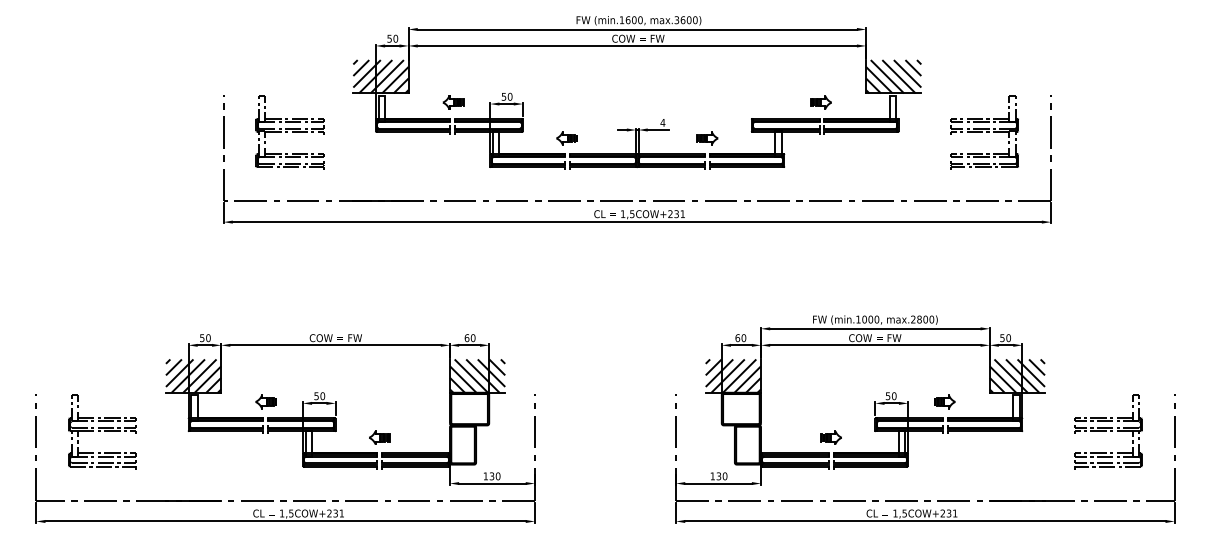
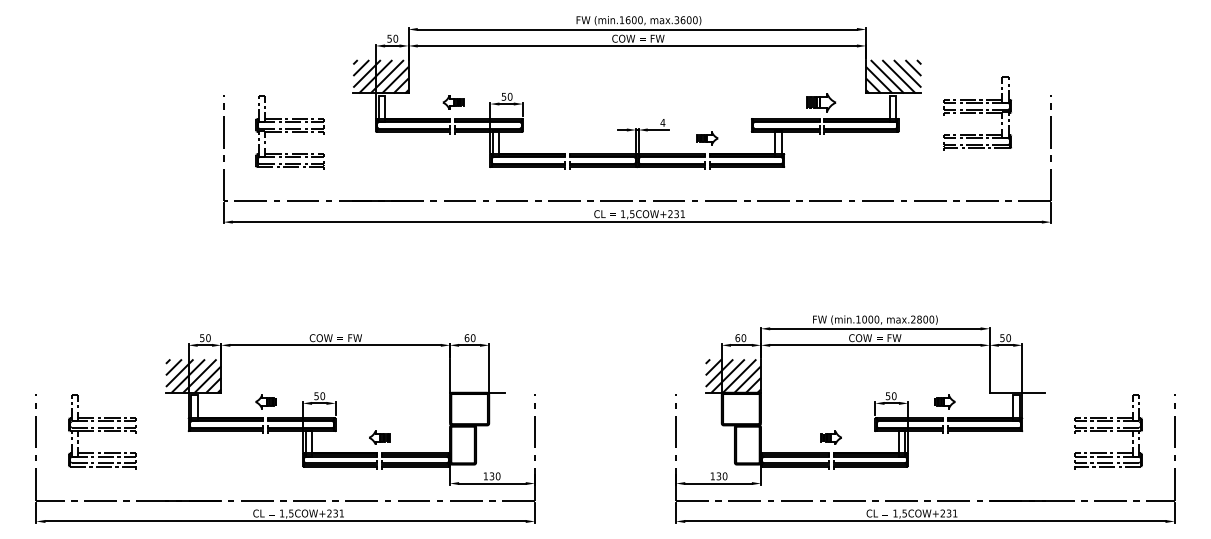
part size: 22x15 px -> 31x20 px (821, 102)
part position: (984, 132) -> (977, 113) (977, 113)
part: present -> none (566, 138)
hatch: present -> none (477, 375)
hatch: present -> none (1017, 375)
